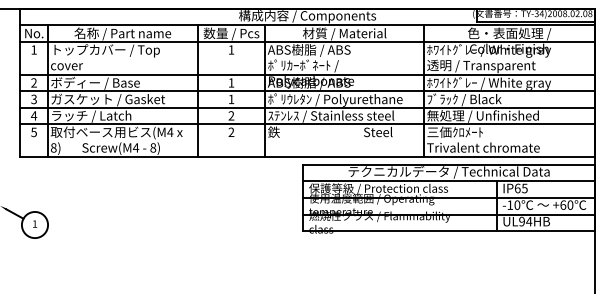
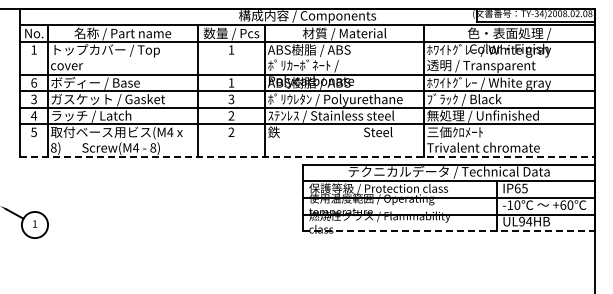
text: 2 -> 6 (34, 82)
text: 1 -> 3 (231, 99)
line: solid -> dashed (308, 157)
line: solid -> dashed (449, 231)
